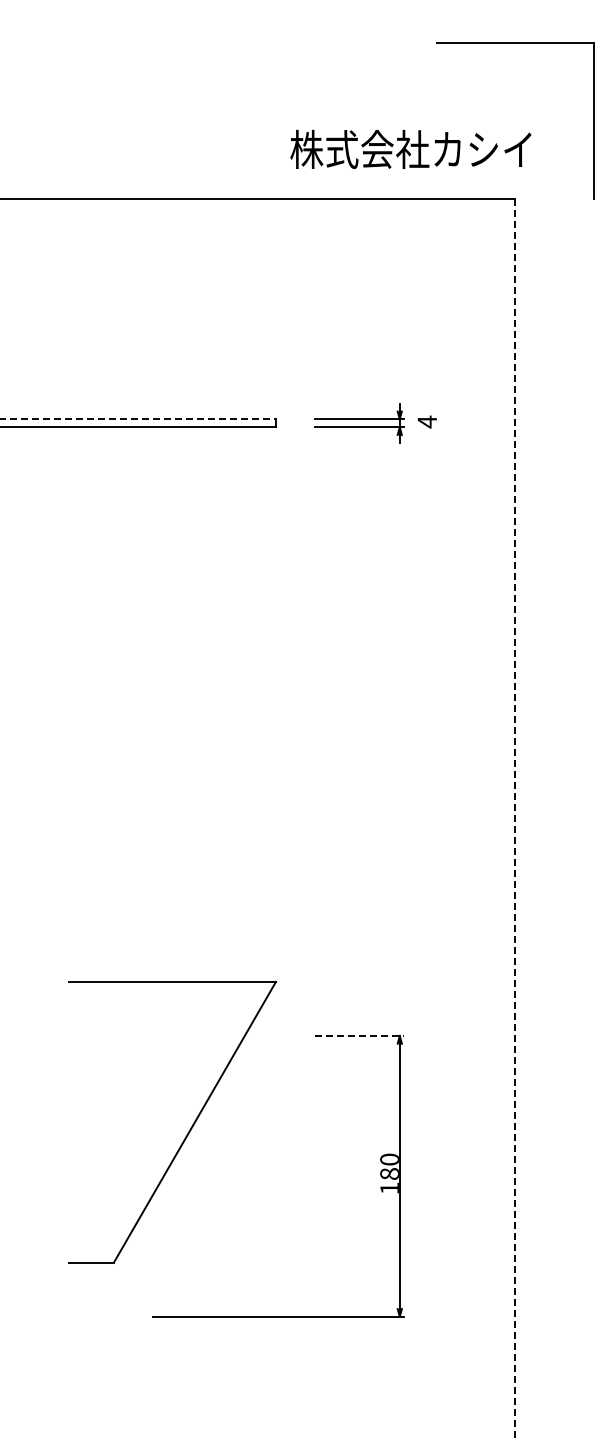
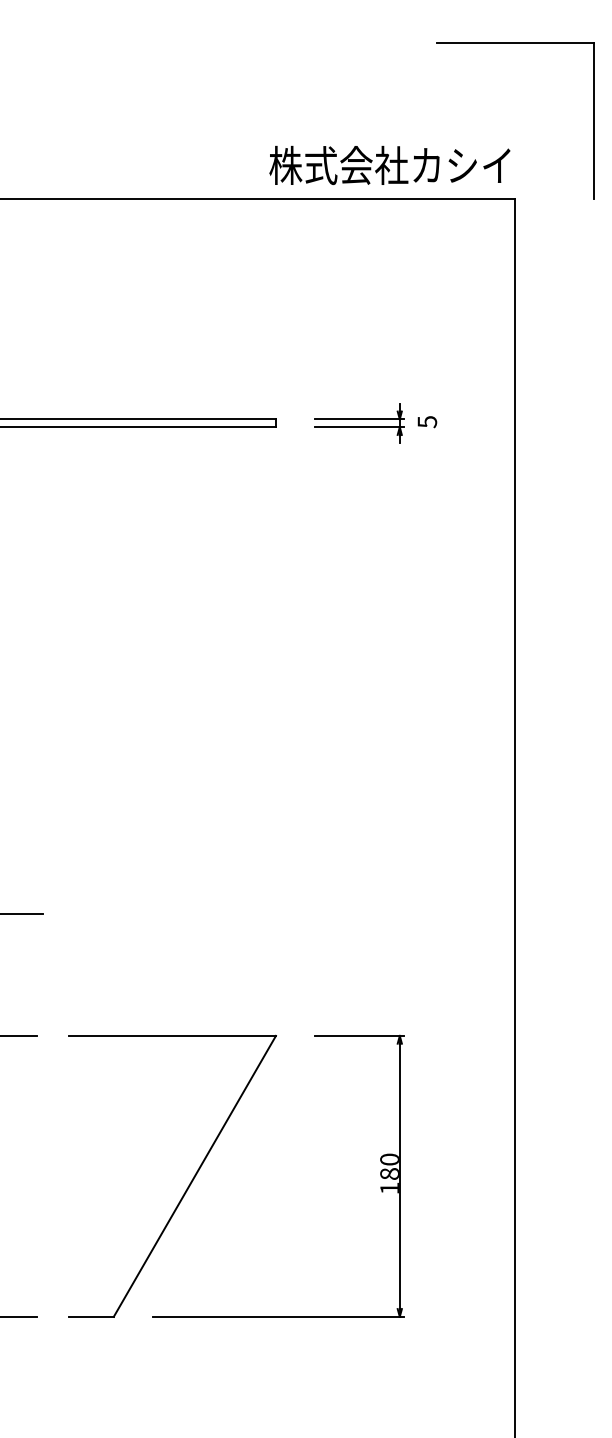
text position: (410, 148) -> (389, 164) (389, 164)
line: dashed -> solid (138, 419)
text: 4 -> 5 (427, 421)
line: dashed -> solid (515, 819)
line: none -> present (22, 914)
line: none -> present (19, 1035)
line: dashed -> solid (359, 1035)
part position: (189, 1129) -> (189, 1183) (189, 1183)
line: none -> present (19, 1316)
